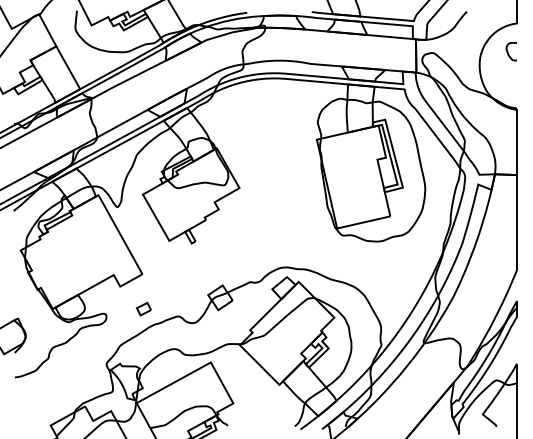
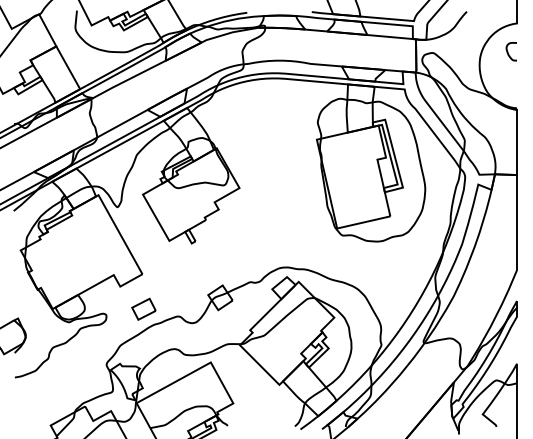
part size: 16x16 px -> 26x24 px (143, 308)
